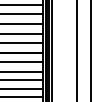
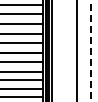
line: solid -> dashed (91, 51)
